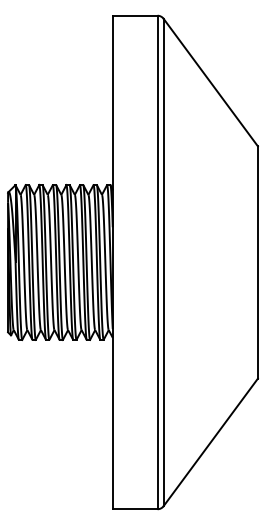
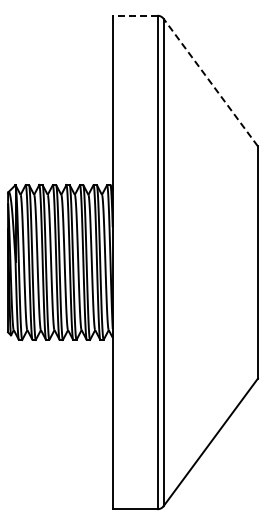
line: solid -> dashed (134, 15)
line: solid -> dashed (210, 82)
